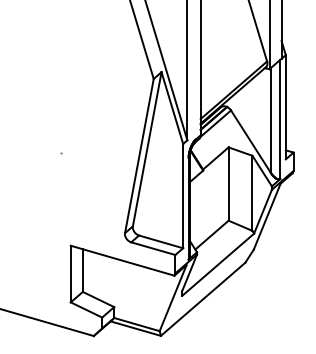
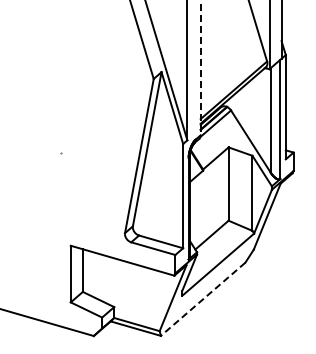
line: solid -> dashed (200, 68)
line: solid -> dashed (203, 299)
